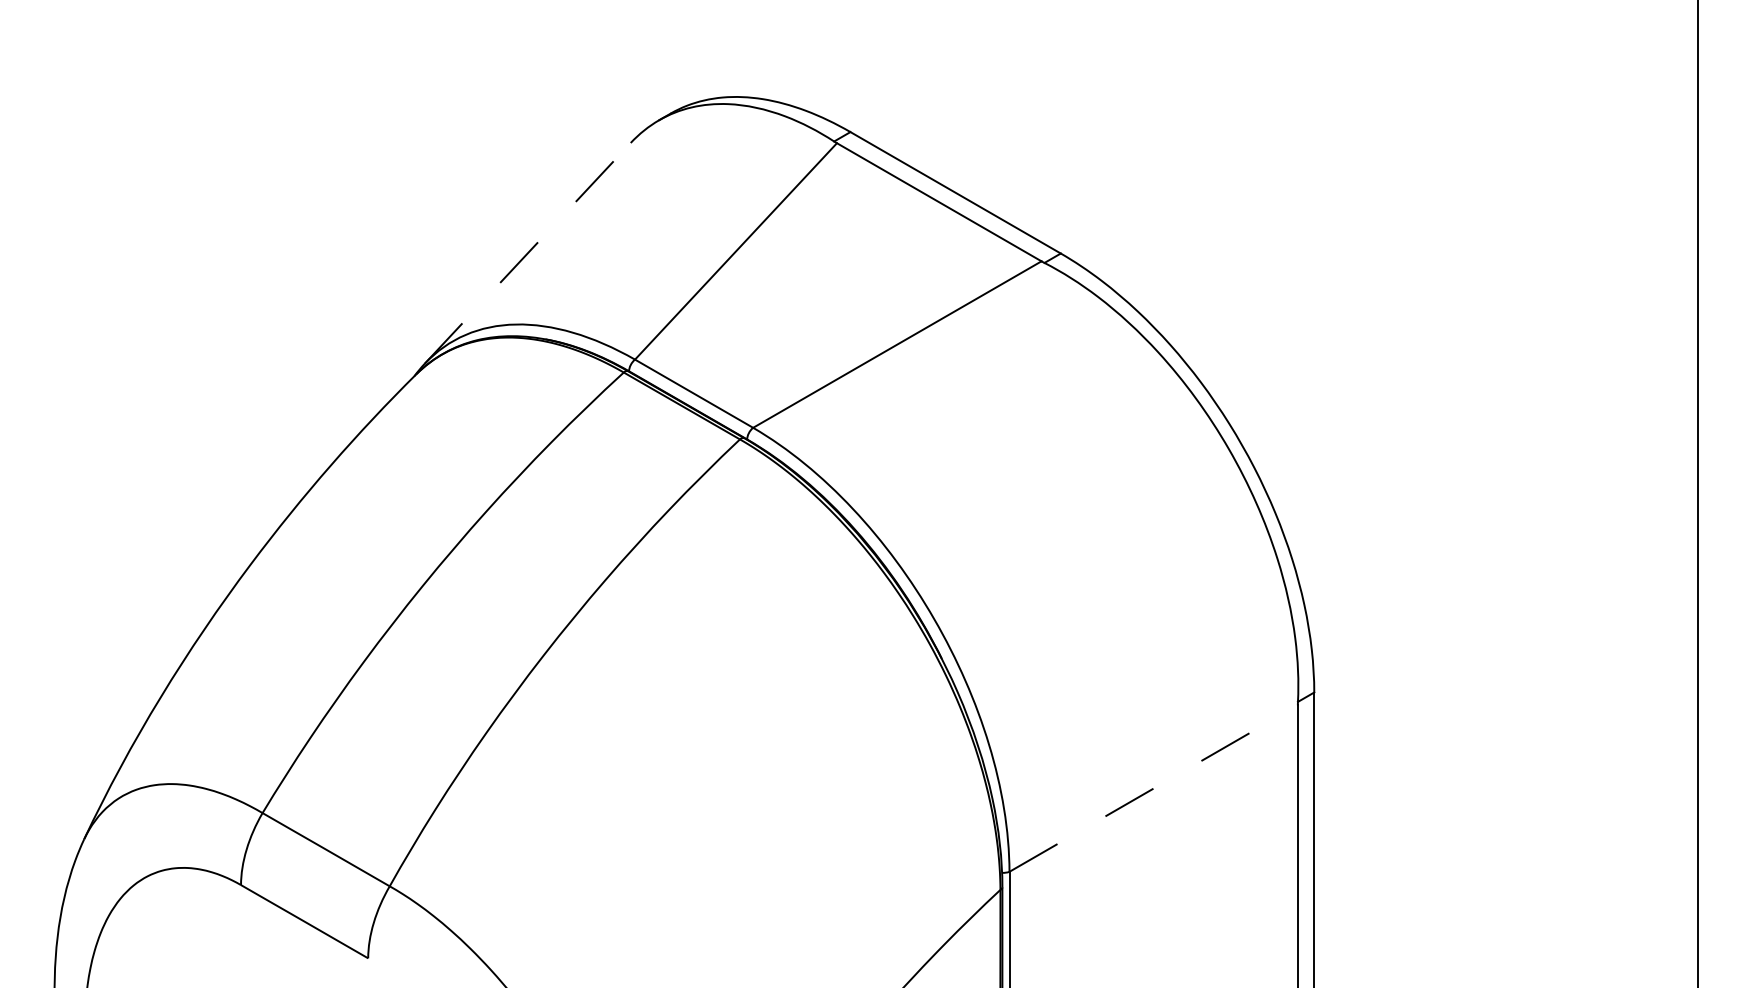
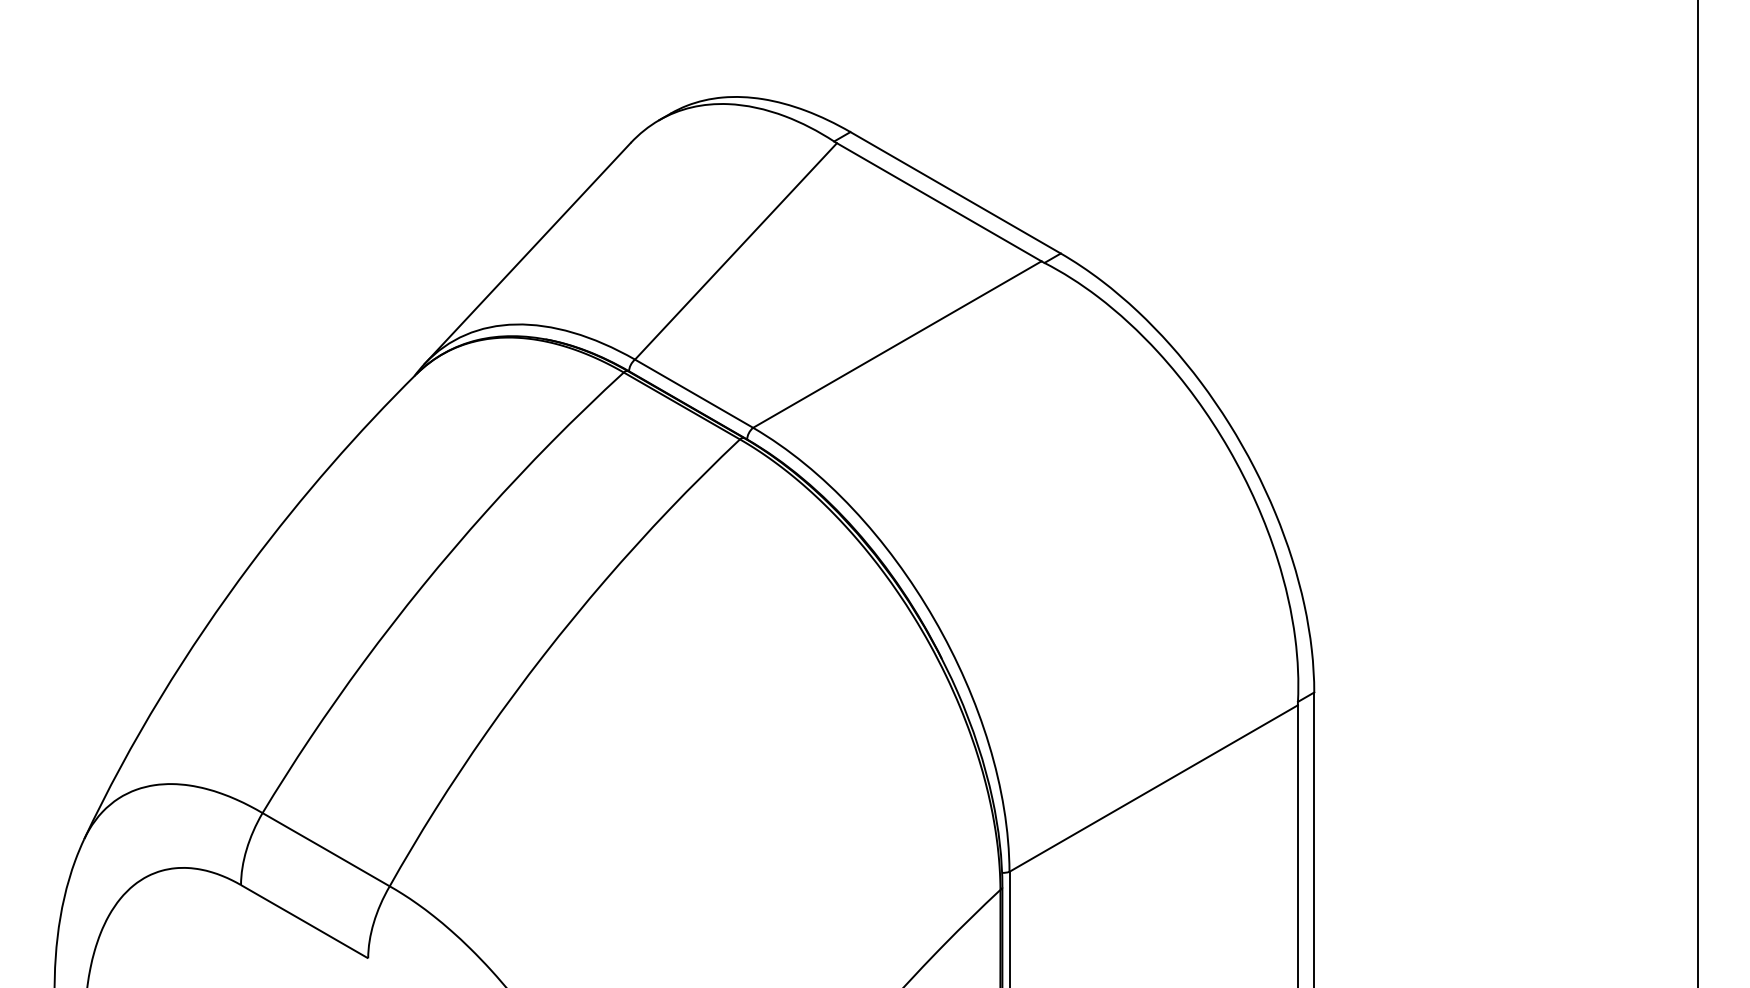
line: dashed -> solid (528, 253)
line: dashed -> solid (1154, 788)
